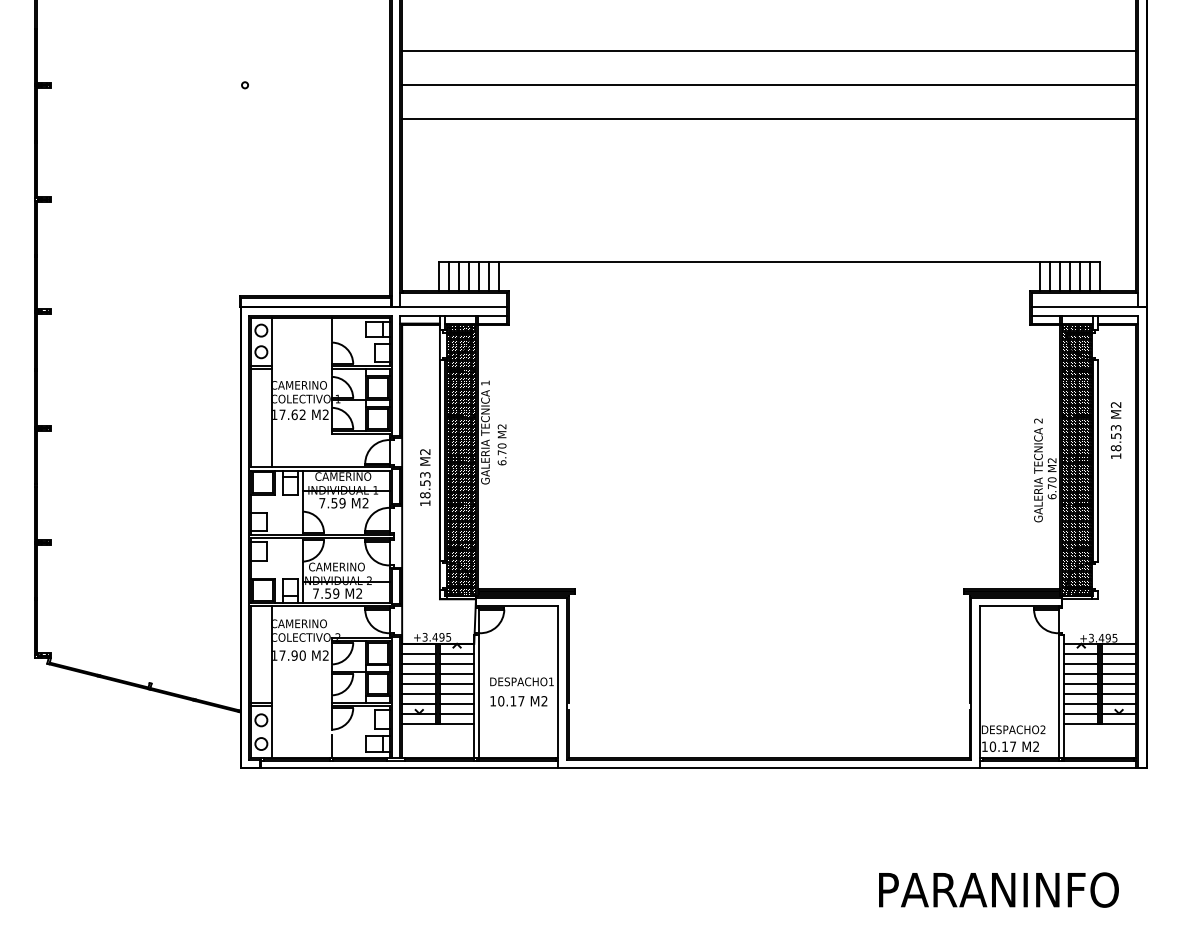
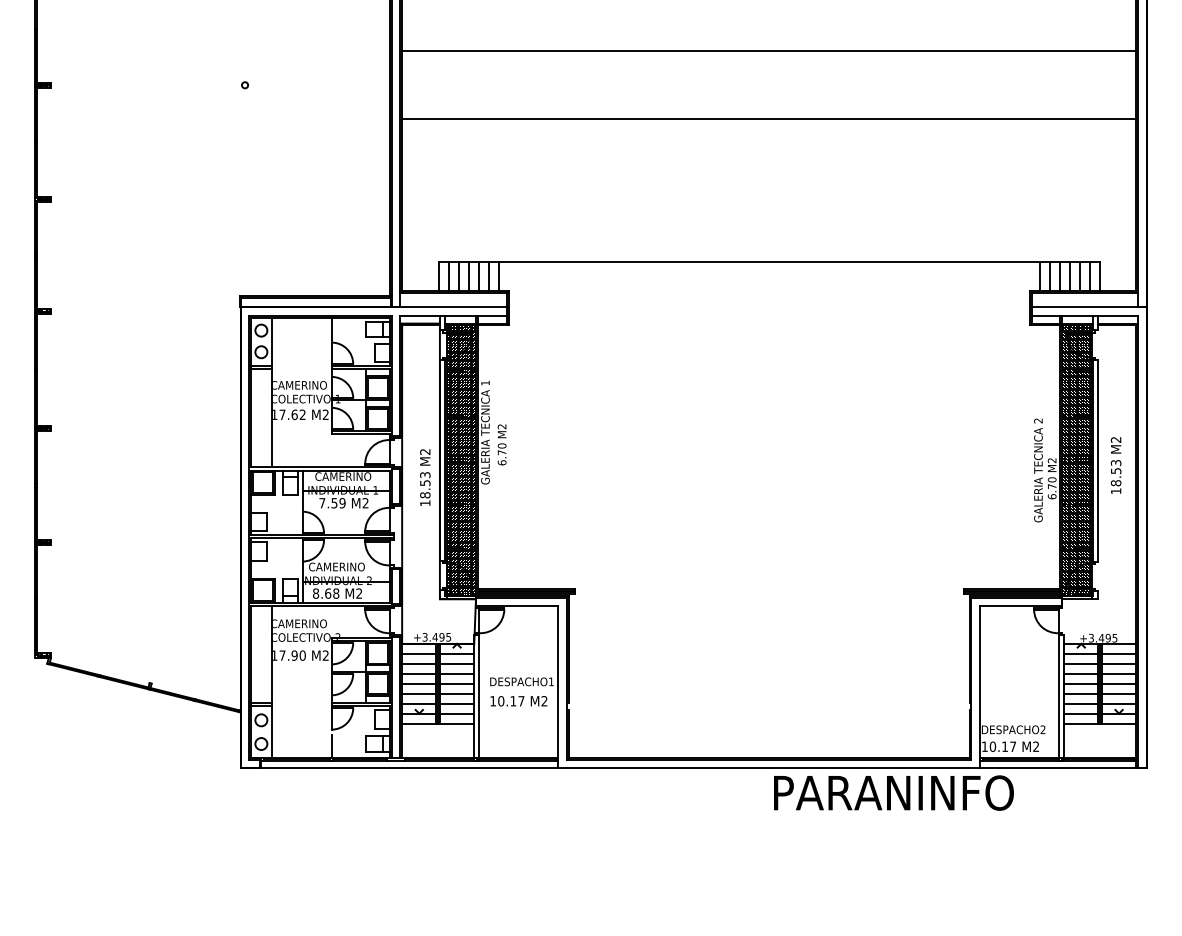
line: present -> none (769, 84)
text position: (1115, 430) -> (1115, 465) (1115, 465)
text: 7.59 -> 8.68 (326, 593)
text position: (998, 889) -> (893, 792) (893, 792)
